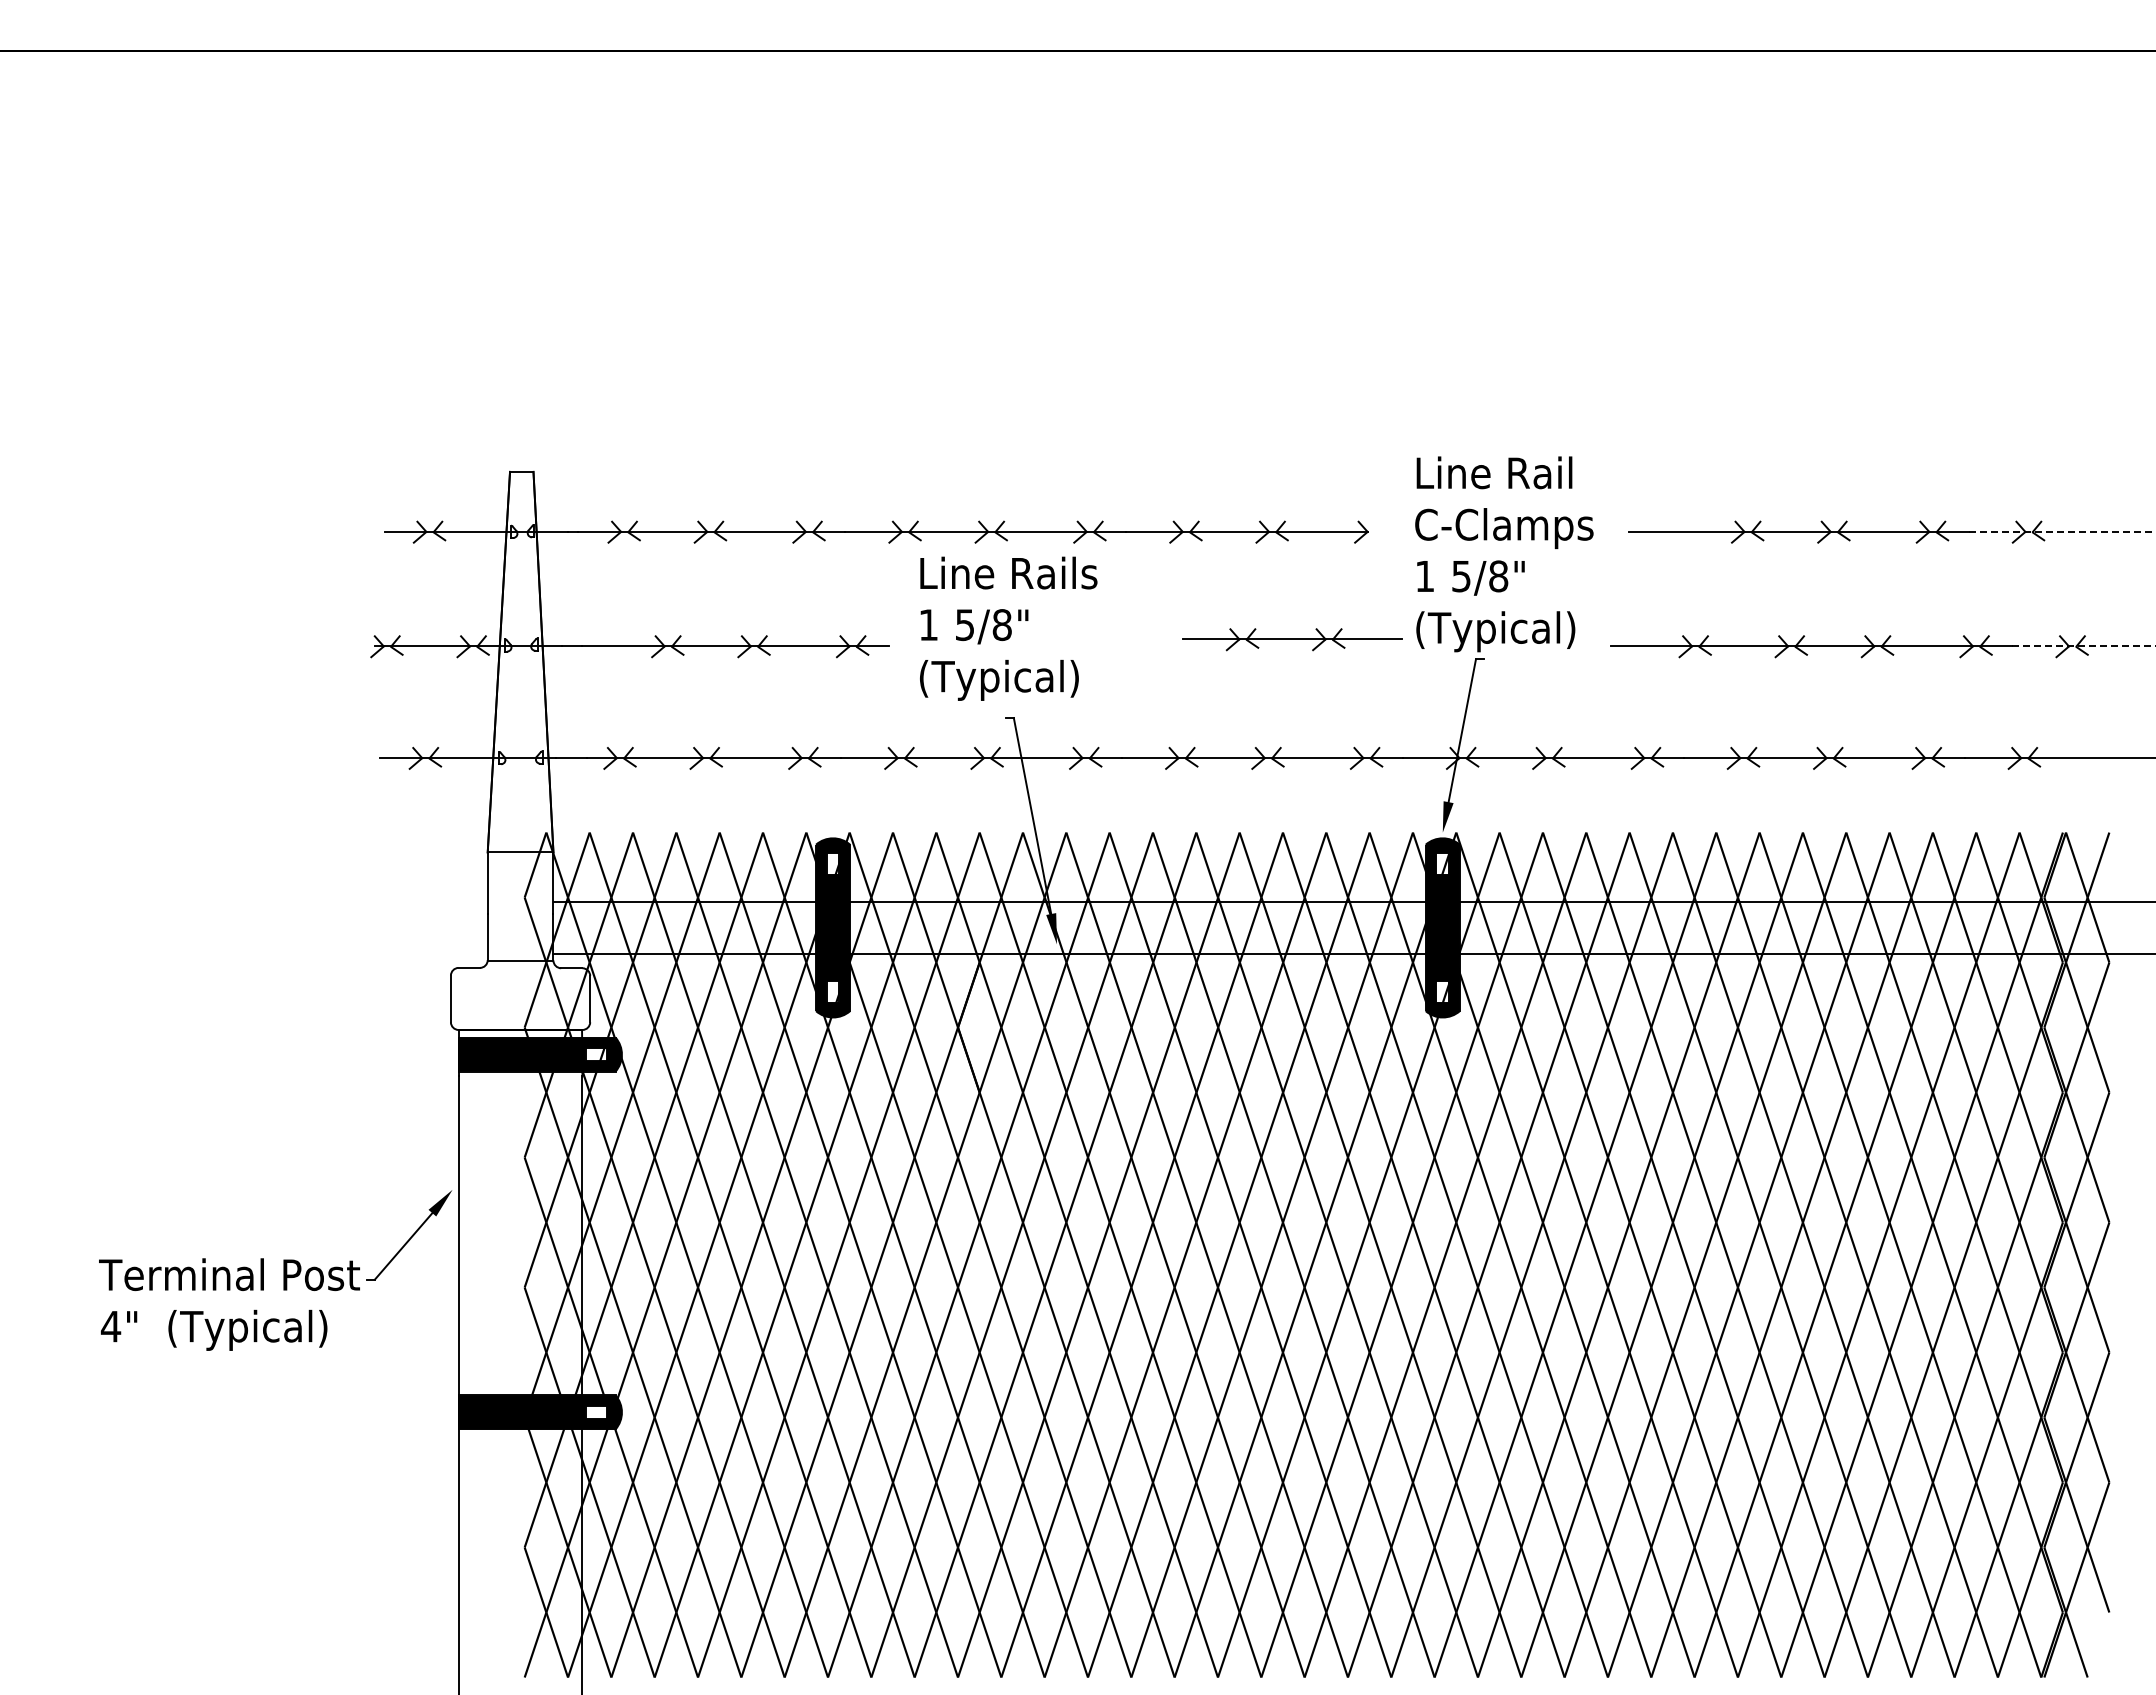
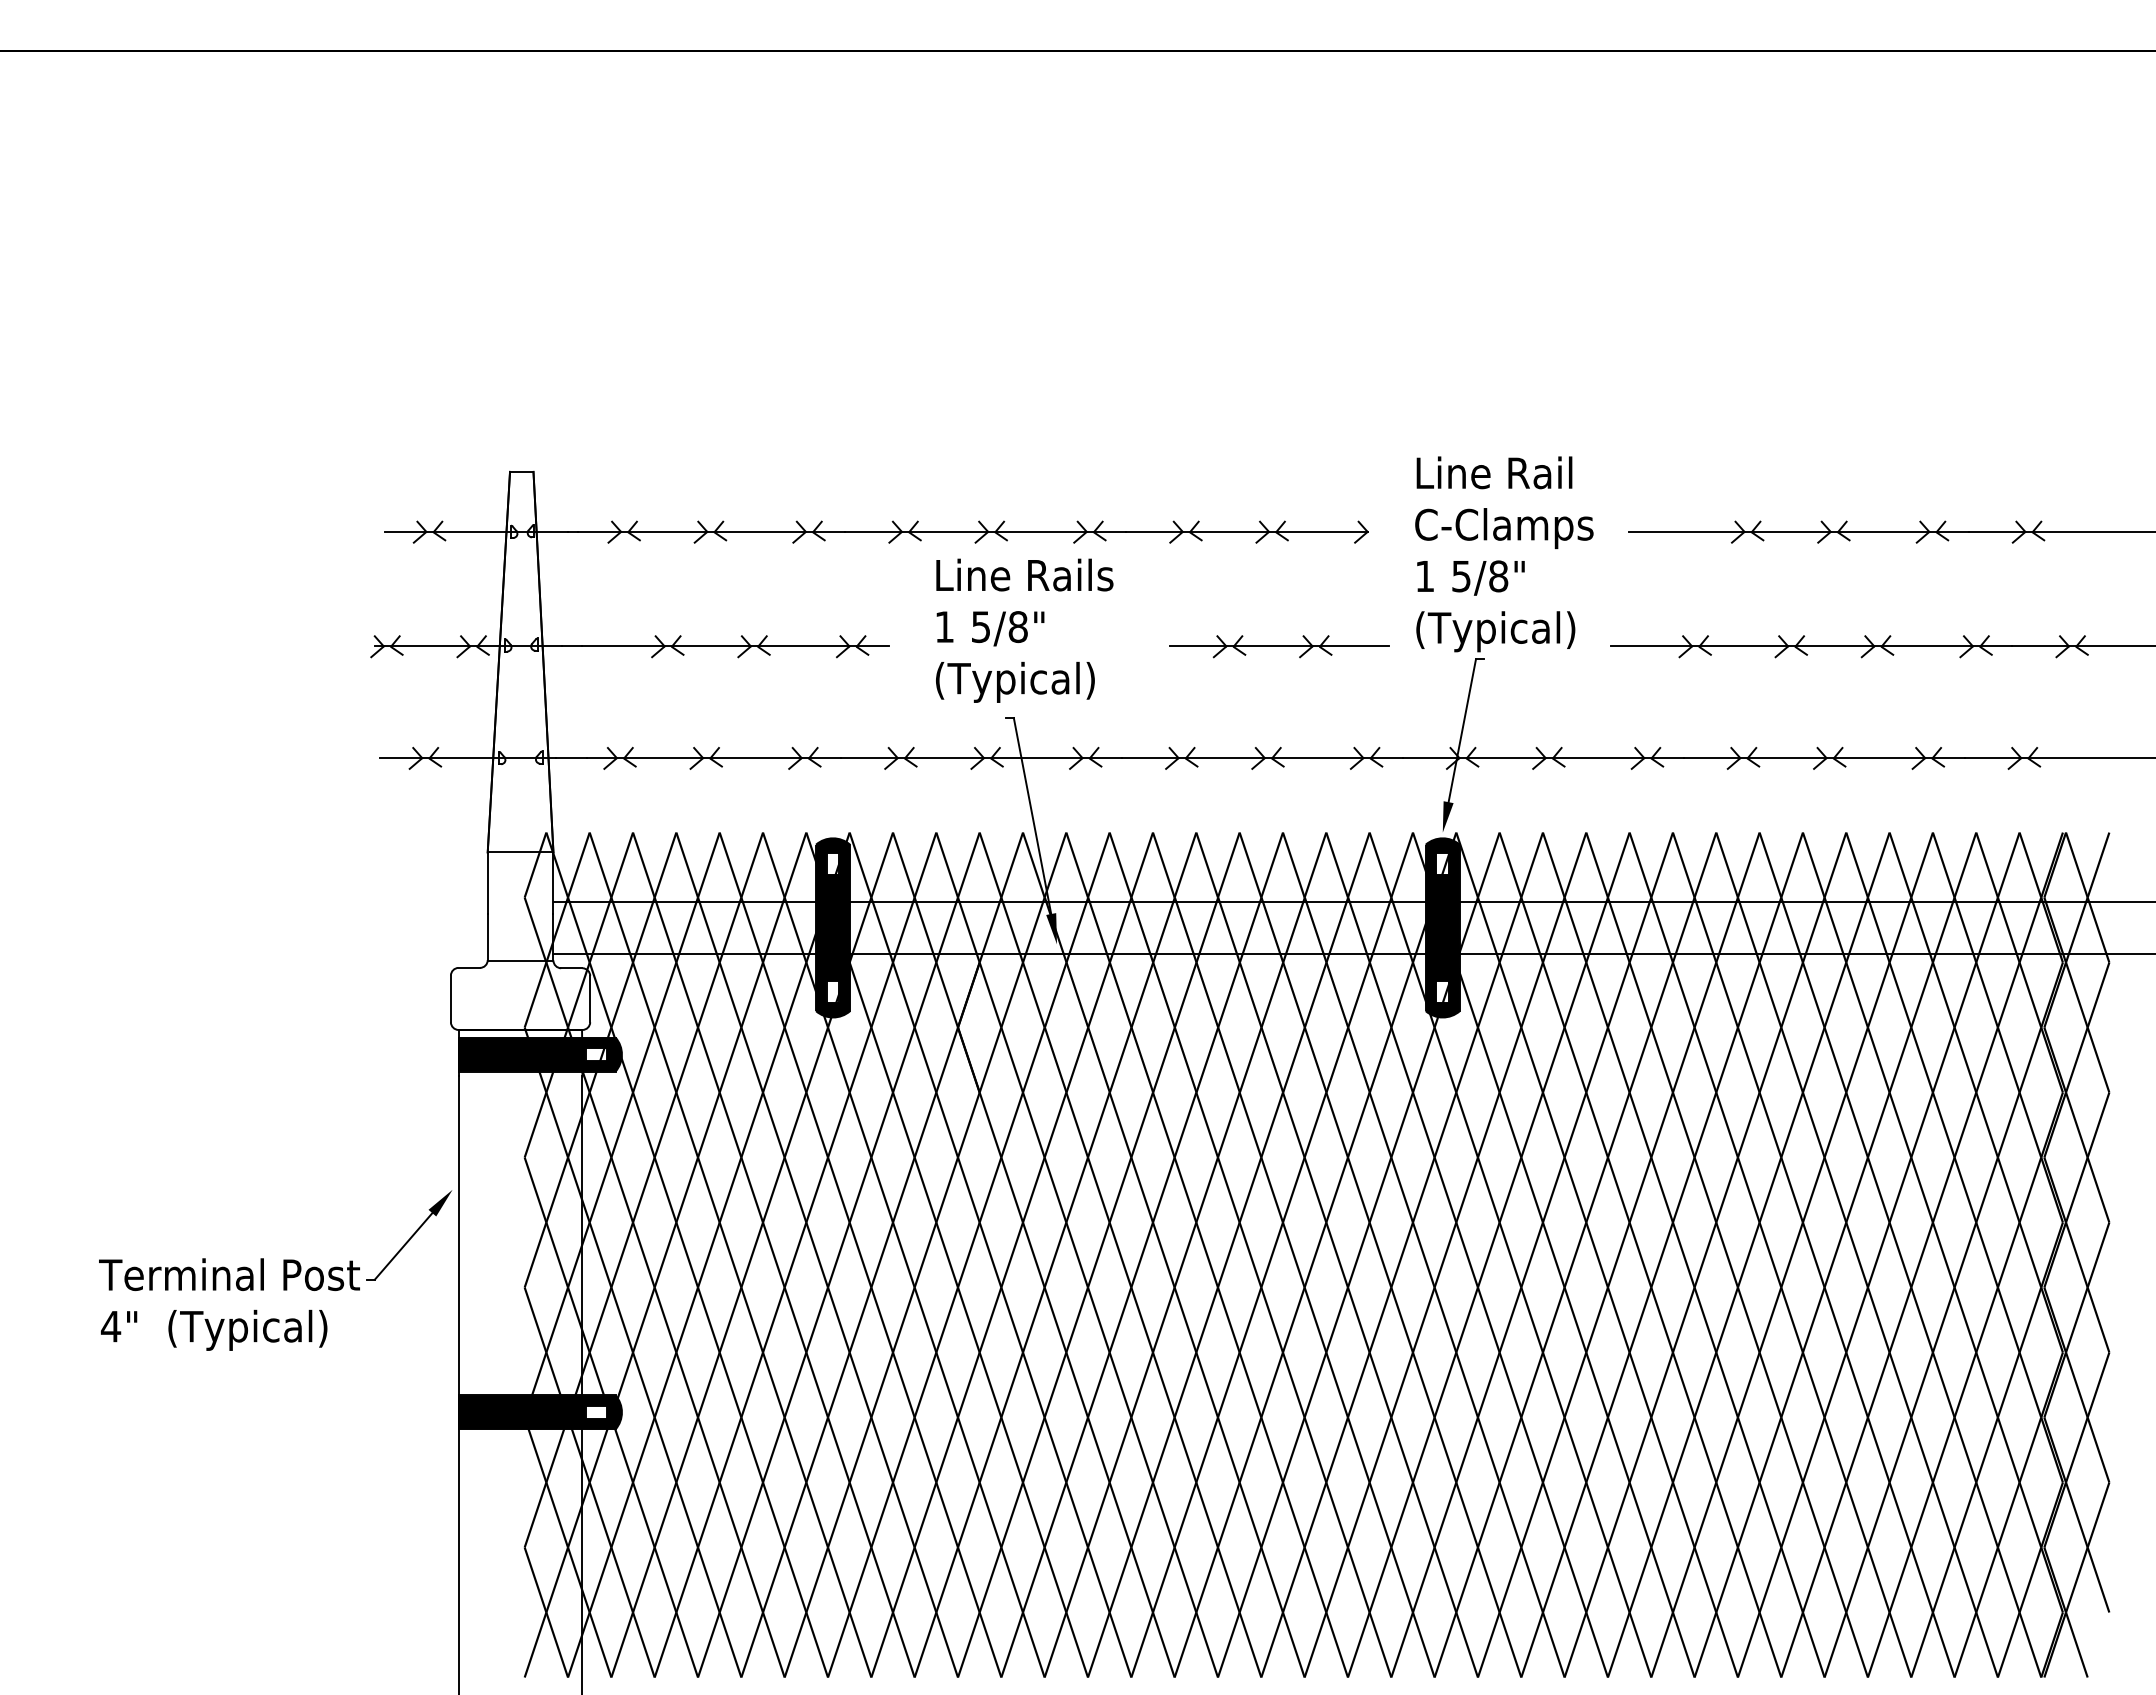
line: dashed -> solid (2062, 531)
text position: (1008, 628) -> (1024, 630) (1024, 630)
part position: (1292, 639) -> (1279, 646) (1279, 646)
line: dashed -> solid (2084, 646)
